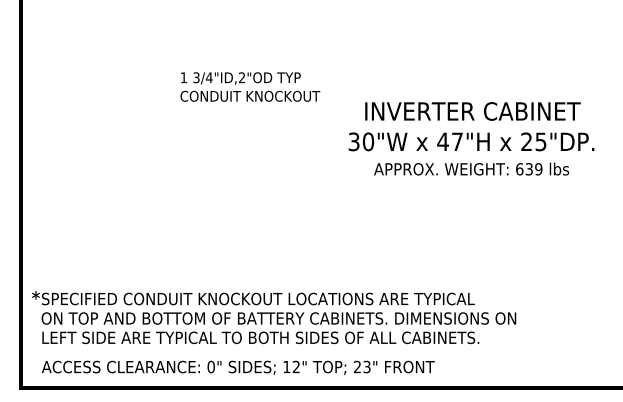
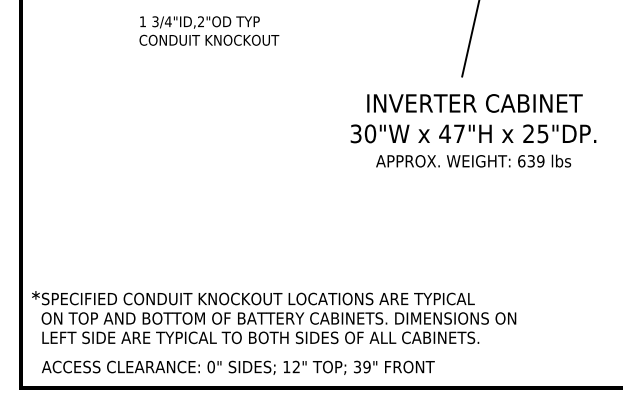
line: none -> present (470, 39)
text position: (250, 86) -> (209, 30) (209, 30)
text position: (471, 138) -> (473, 130) (473, 130)
text: 23" -> 39" (362, 366)
